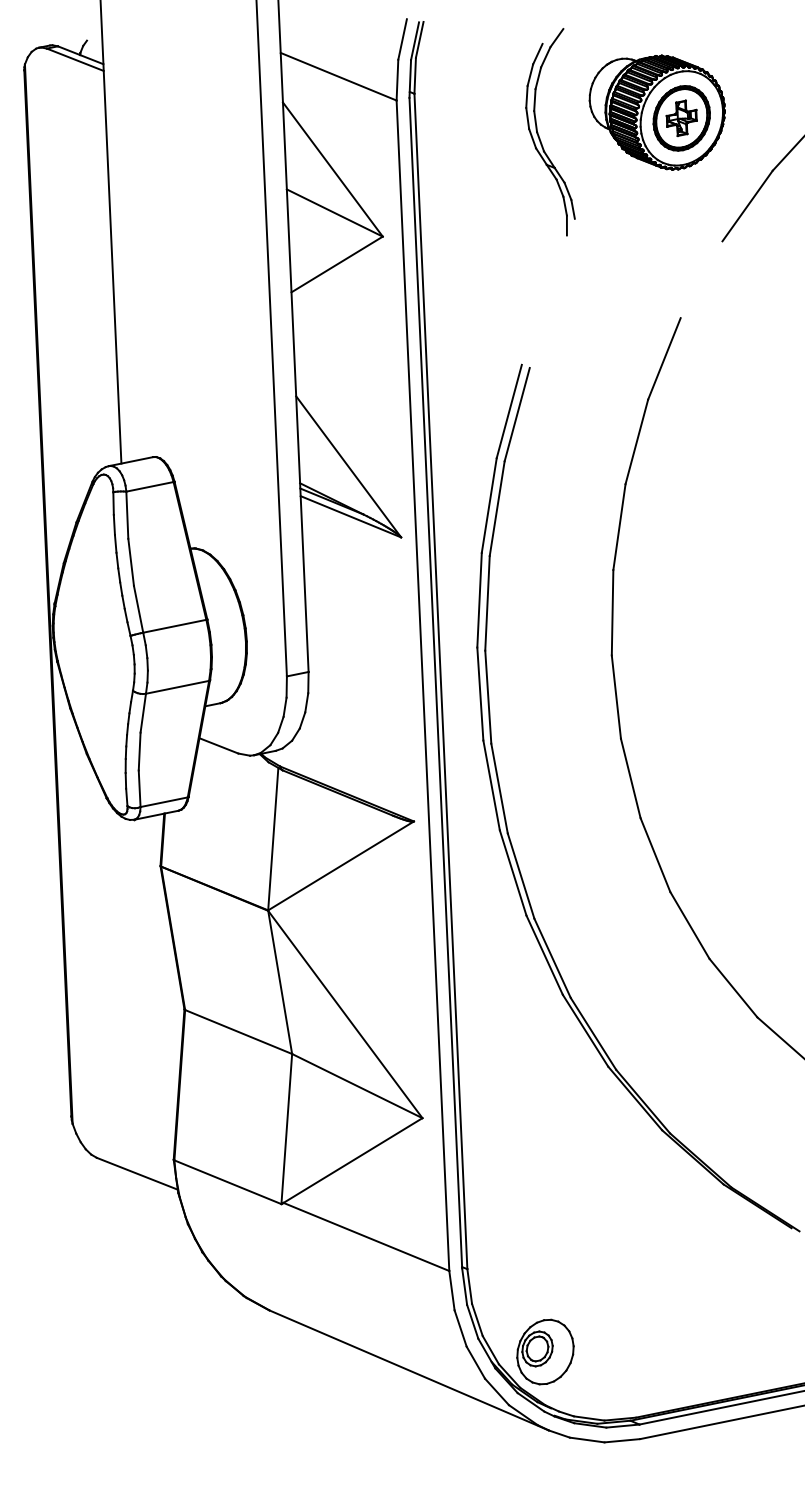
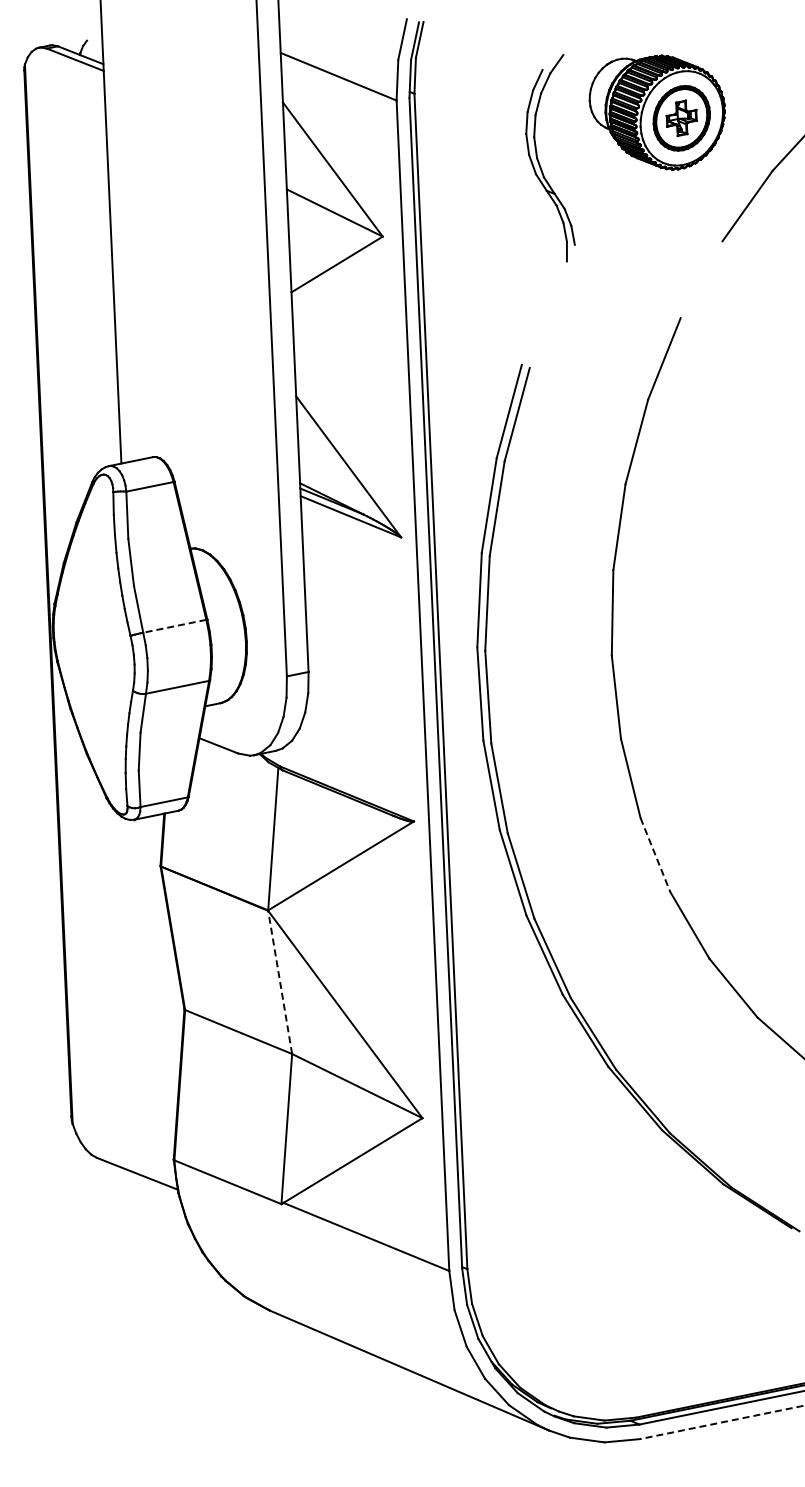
part position: (539, 135) -> (539, 161) (539, 161)
line: solid -> dashed (174, 626)
line: solid -> dashed (655, 855)
line: solid -> dashed (280, 982)
part: present -> none (545, 1351)
line: solid -> dashed (722, 1422)
